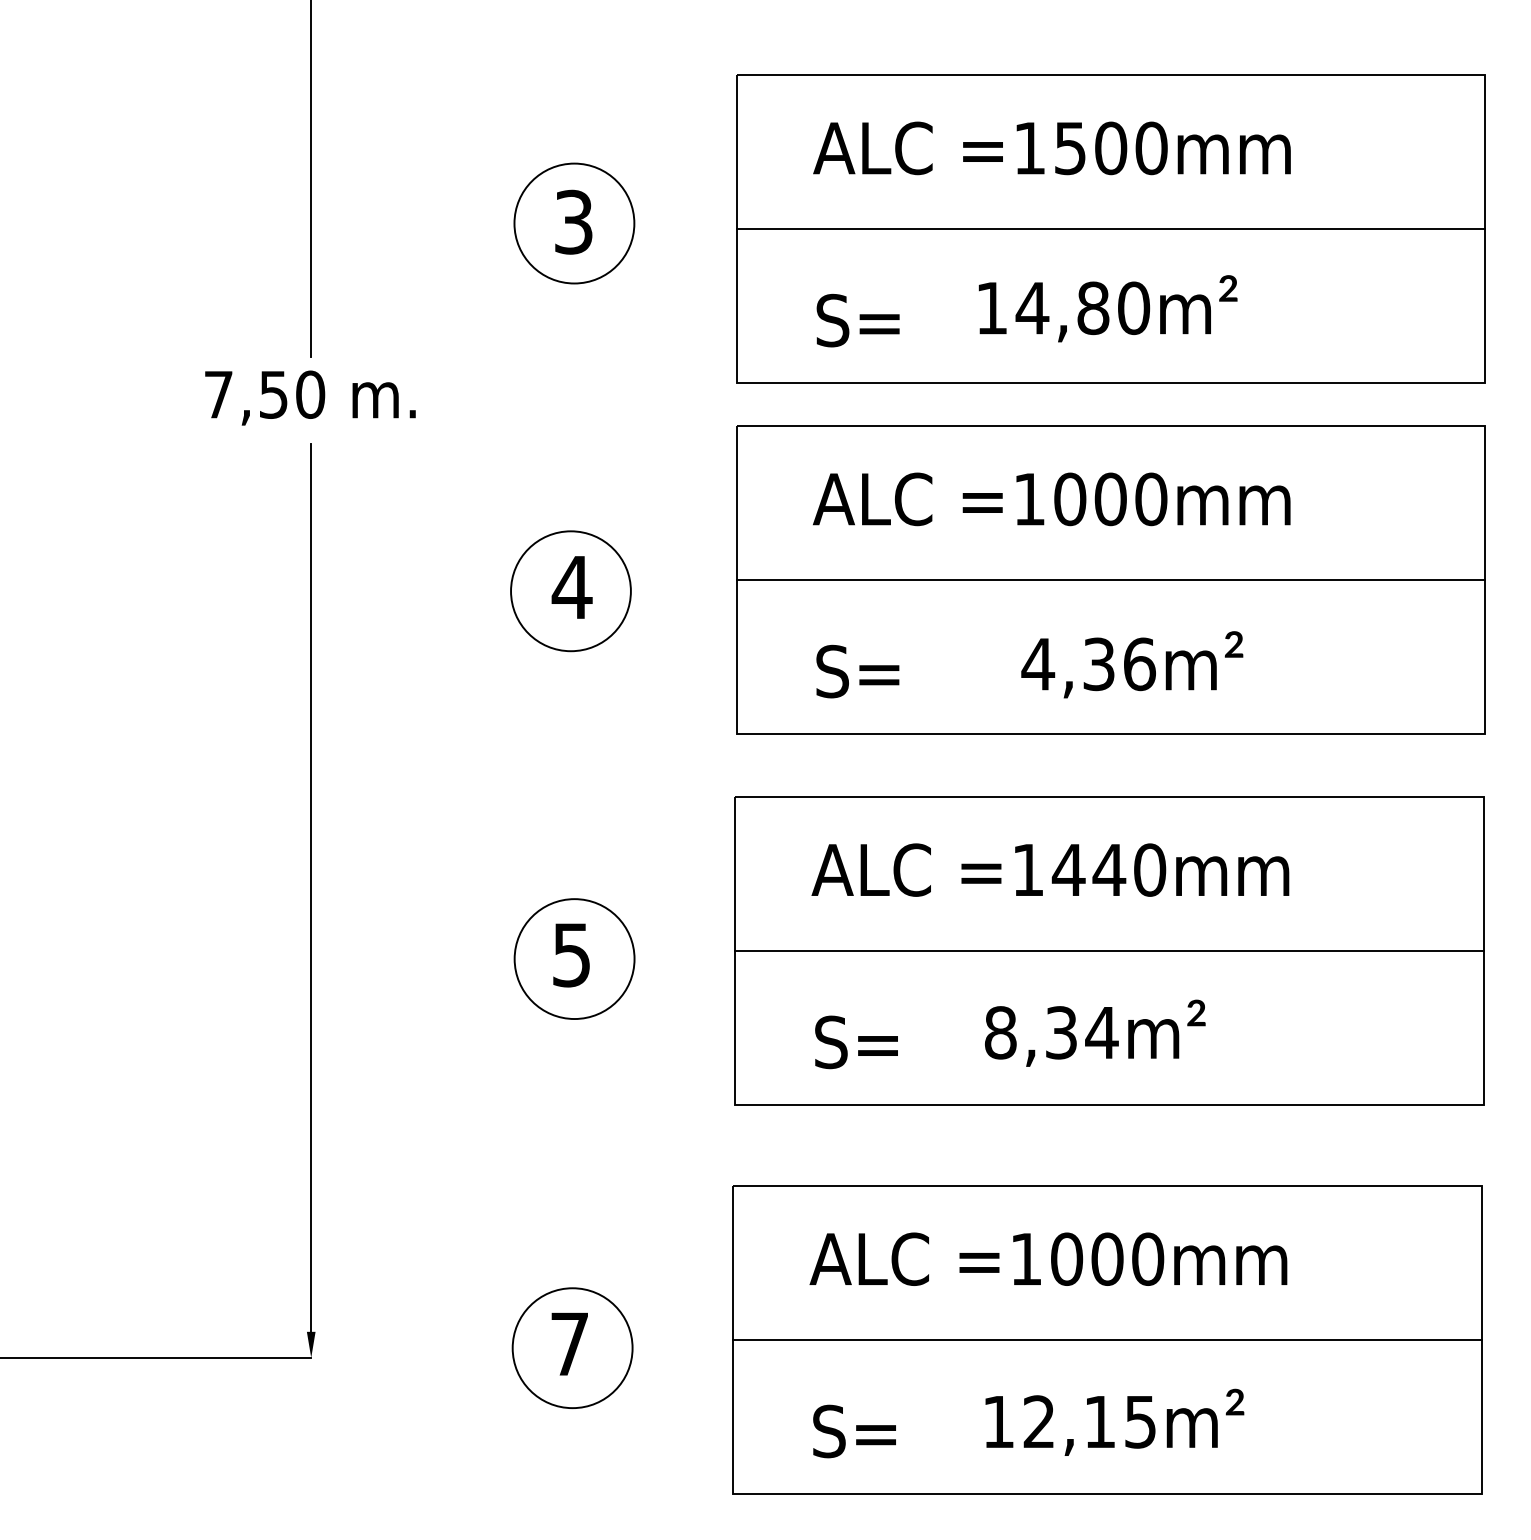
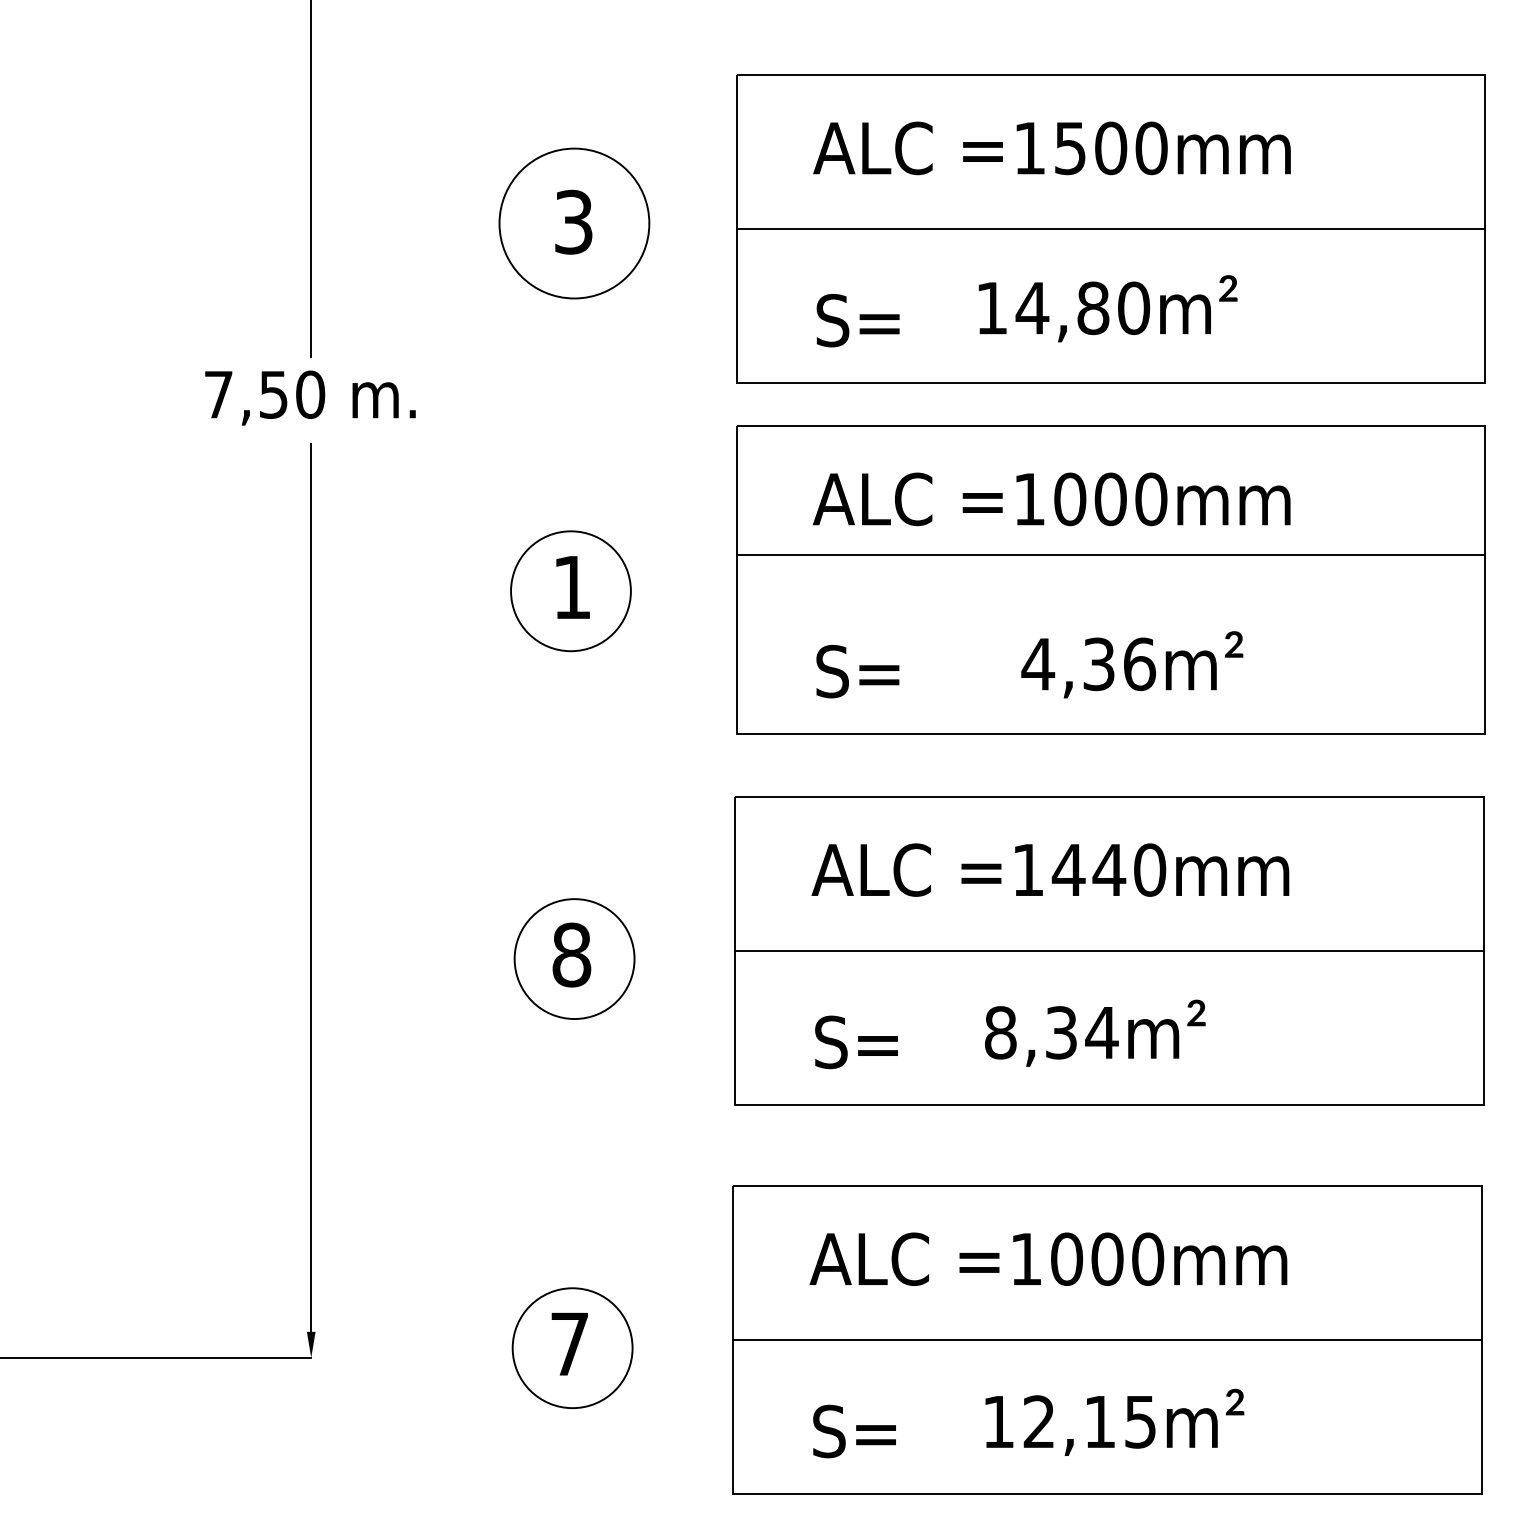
circle diameter: 120 px -> 150 px (574, 223)
line position: (1110, 580) -> (1110, 555) (1110, 555)
text: 4 -> 1 (571, 587)
text: 5 -> 8 (571, 954)
